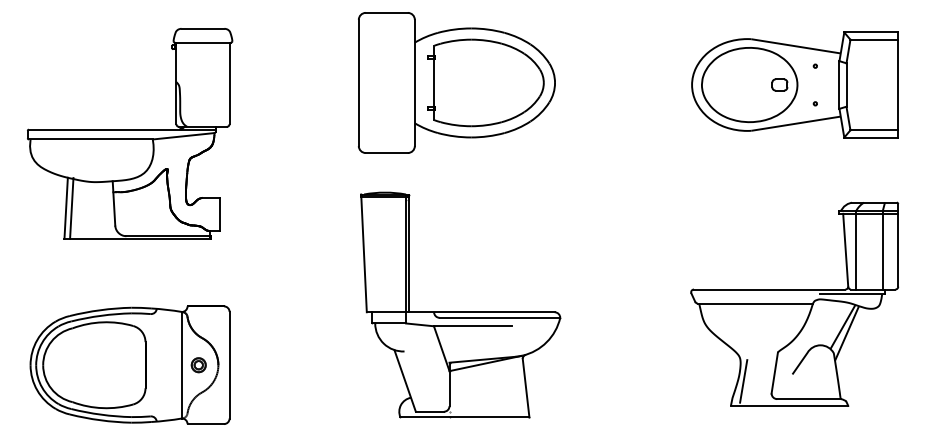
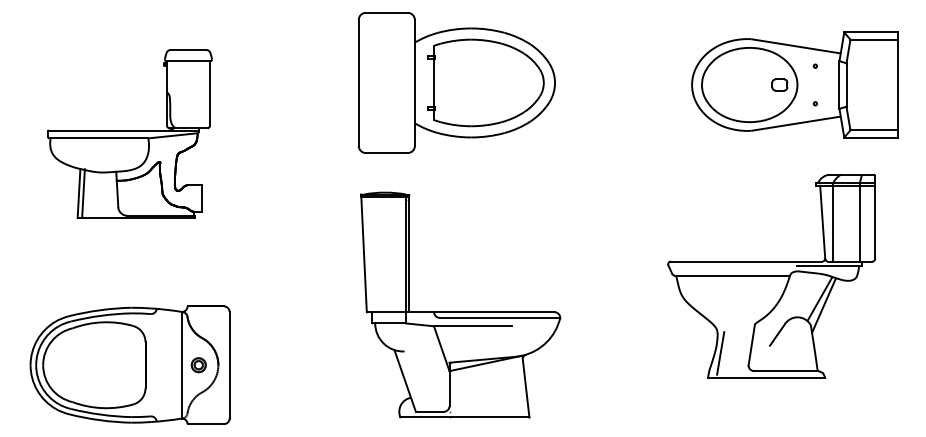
part size: 207x212 px -> 166x170 px (129, 133)
part position: (794, 303) -> (771, 275) (771, 275)
